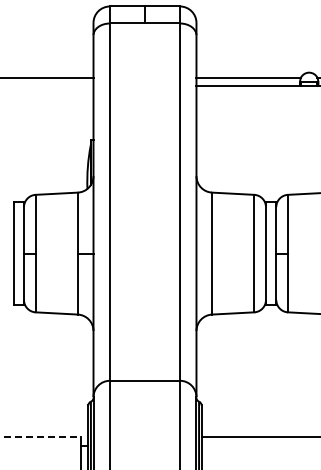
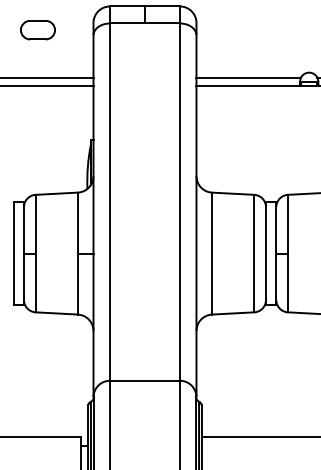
part: none -> present (37, 30)
line: none -> present (47, 85)
line: dashed -> solid (41, 437)
